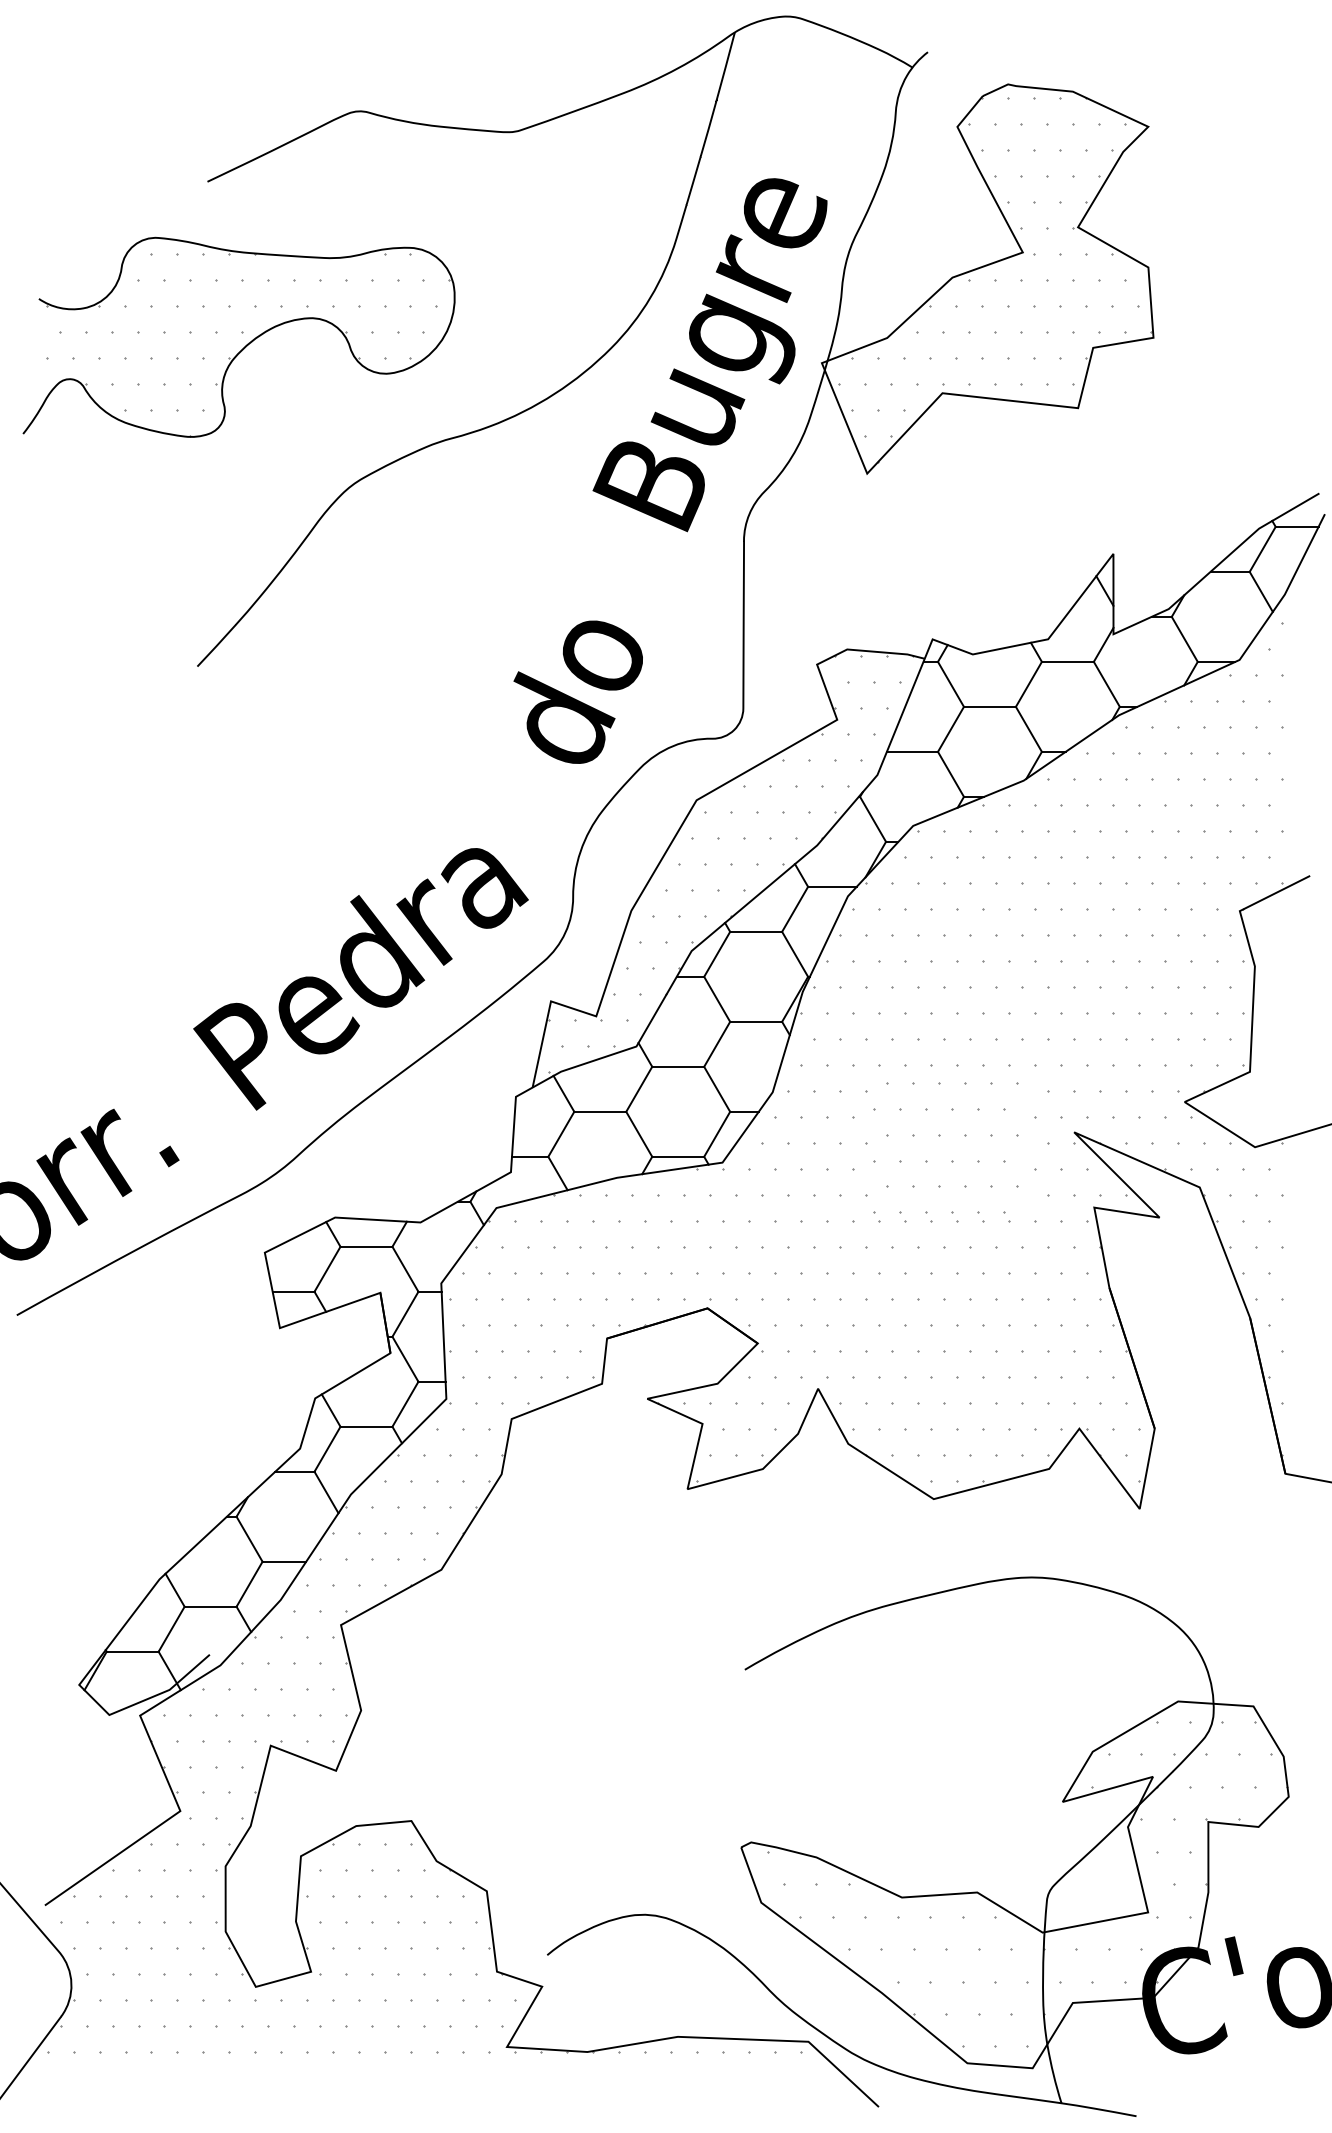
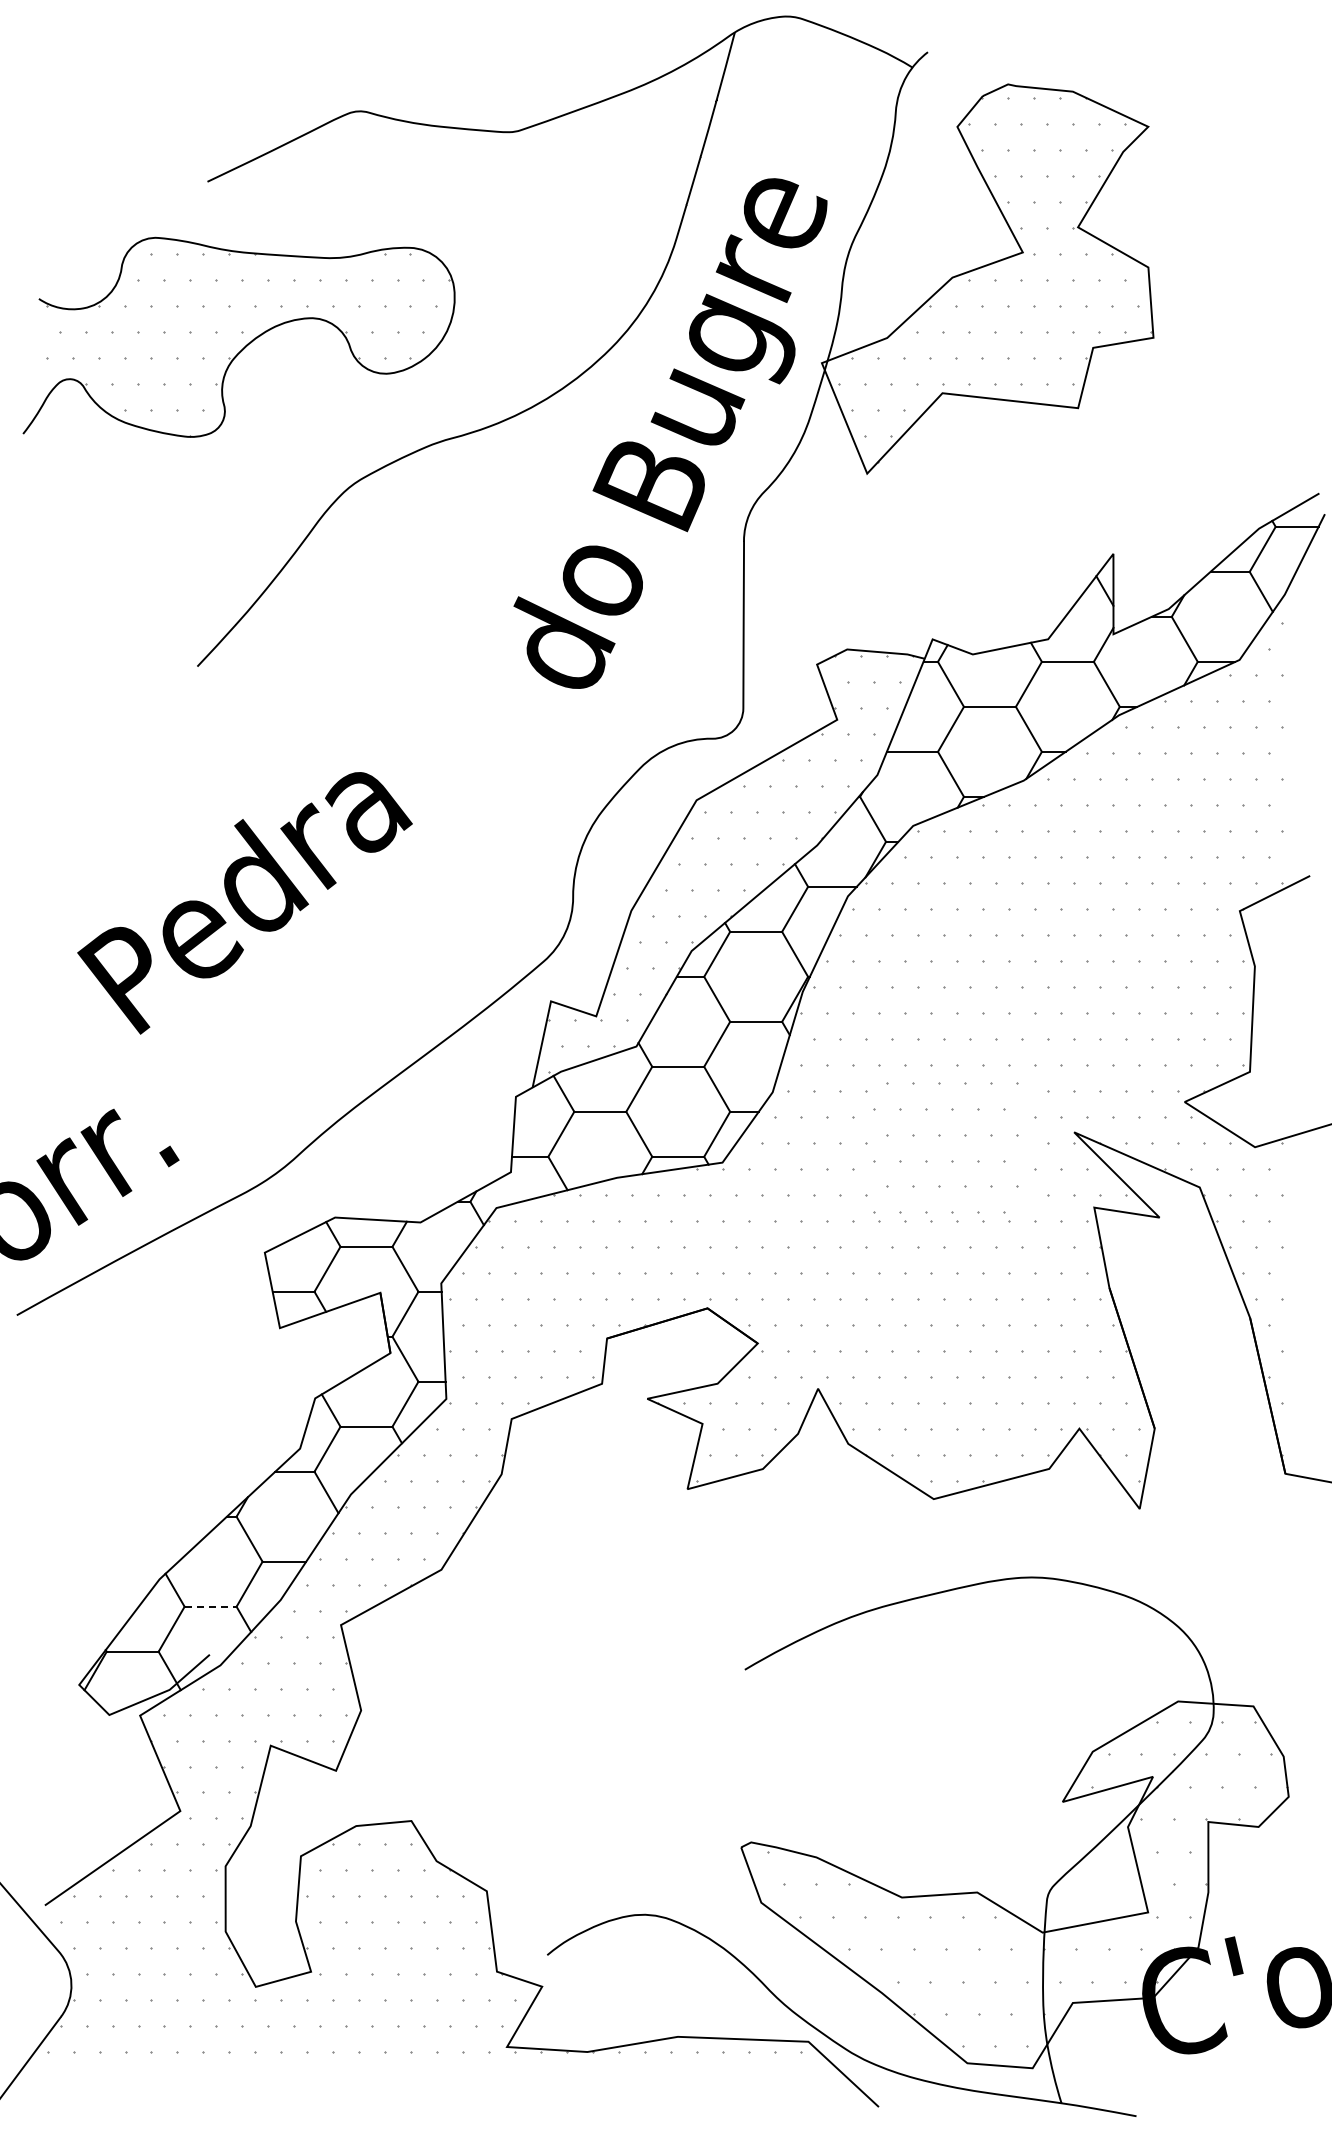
text position: (577, 691) -> (577, 616) (577, 616)
text position: (360, 979) -> (244, 903) (244, 903)
line: solid -> dashed (210, 1606)
